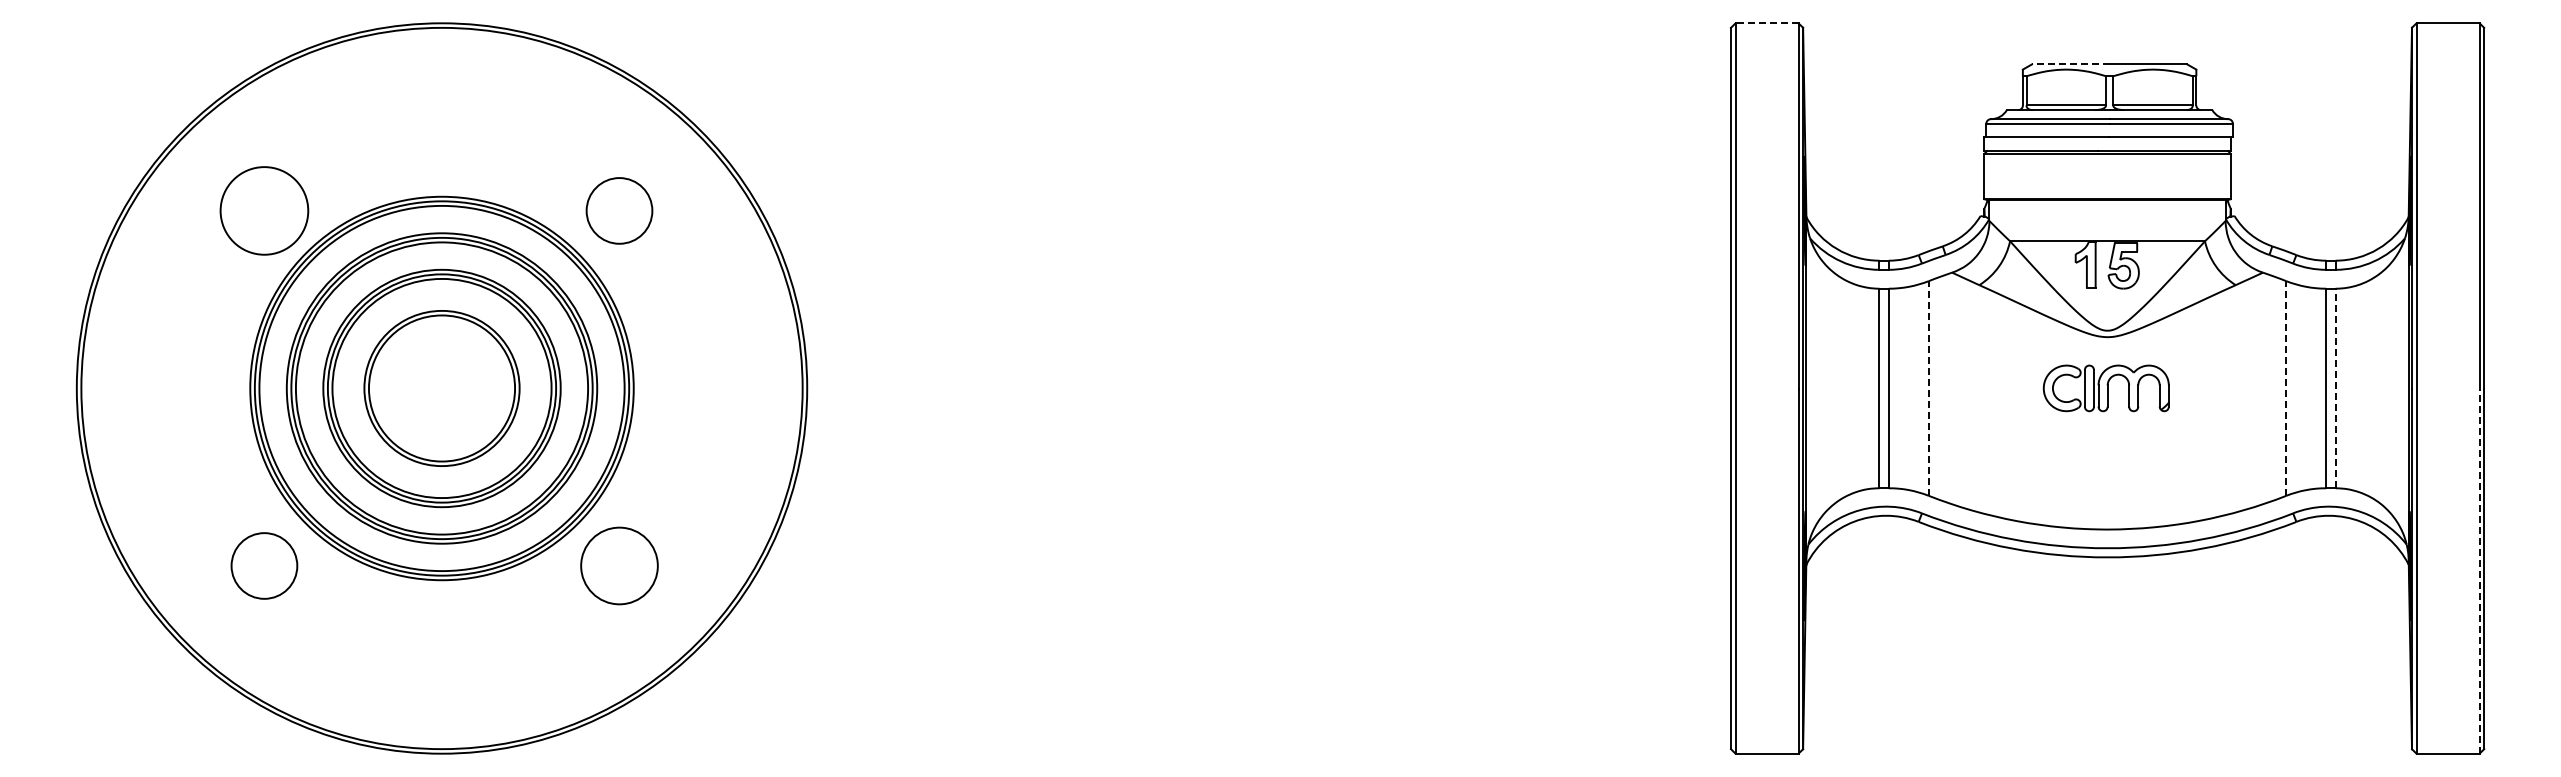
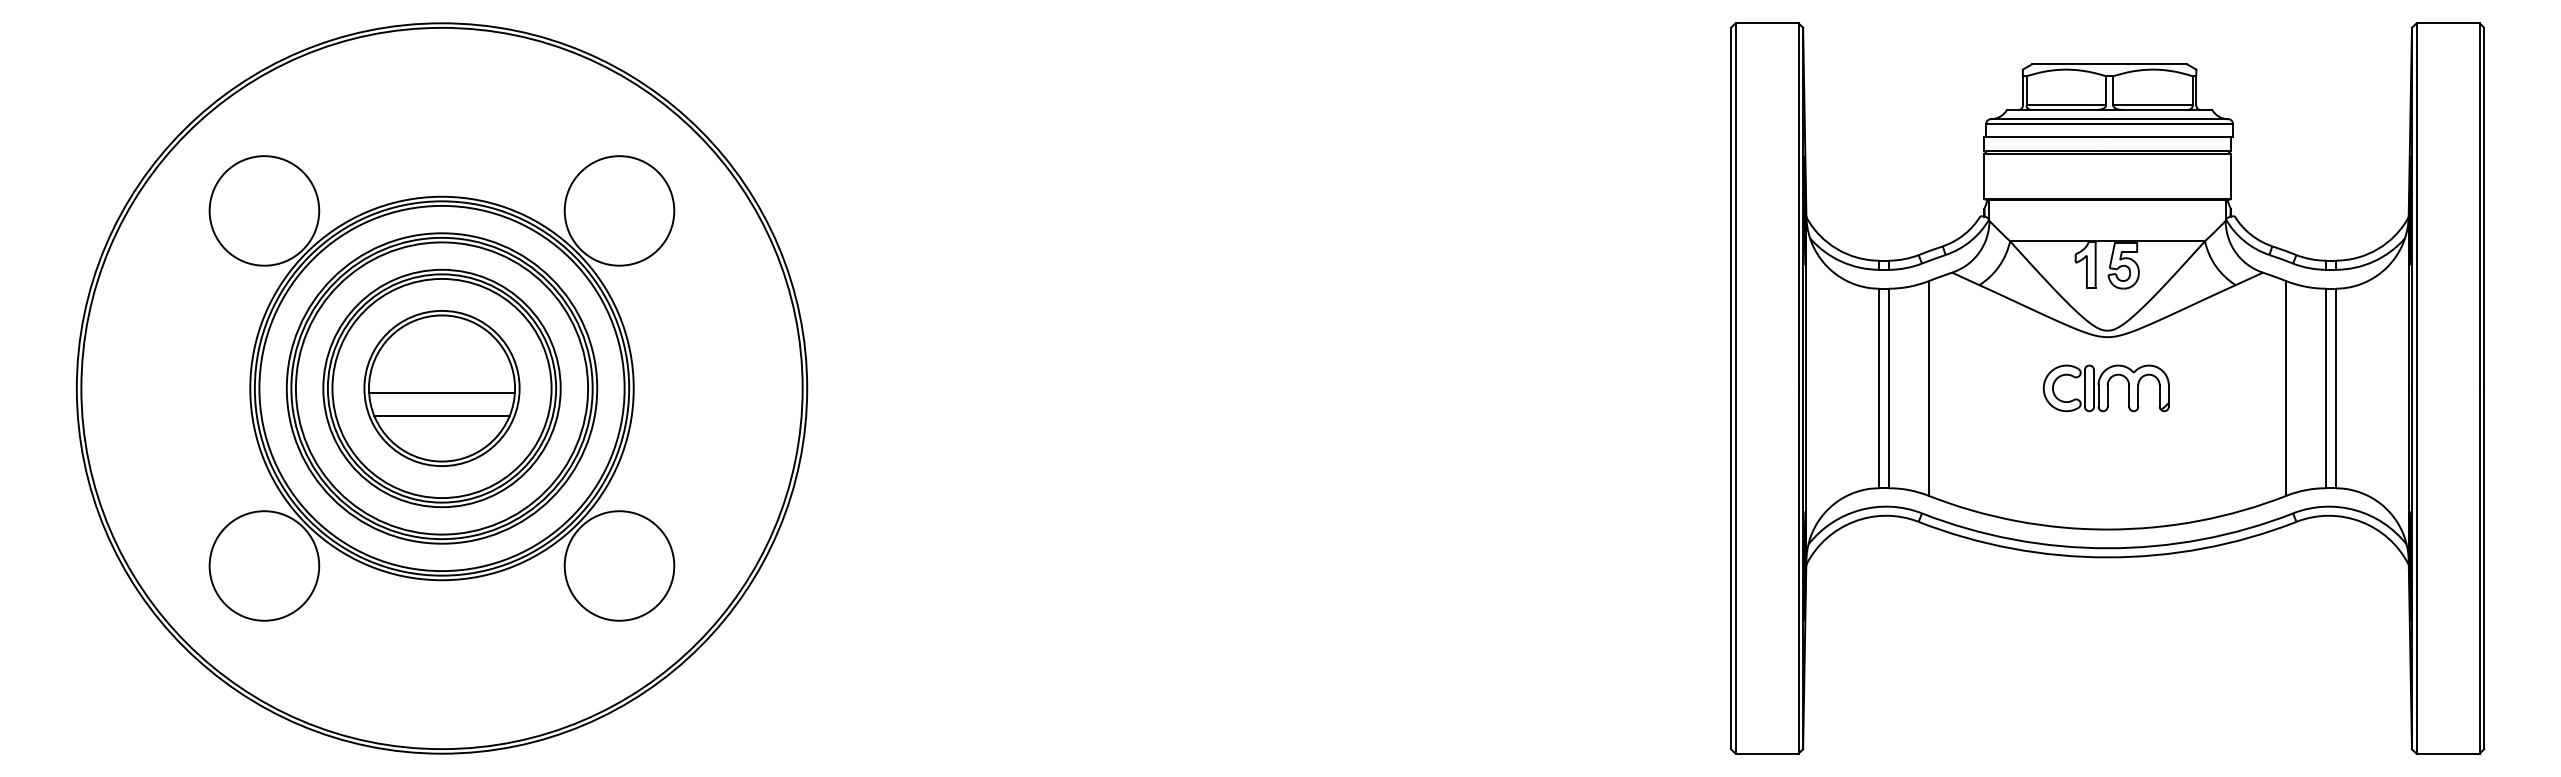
line: dashed -> solid (1766, 23)
line: dashed -> solid (2070, 64)
circle diameter: 88 px -> 110 px (264, 210)
circle diameter: 66 px -> 110 px (619, 210)
line: dashed -> solid (1928, 388)
line: dashed -> solid (2286, 388)
line: dashed -> solid (2335, 388)
line: none -> present (441, 393)
line: none -> present (441, 415)
circle diameter: 66 px -> 110 px (264, 565)
circle diameter: 77 px -> 110 px (619, 565)
line: dashed -> solid (2479, 571)
